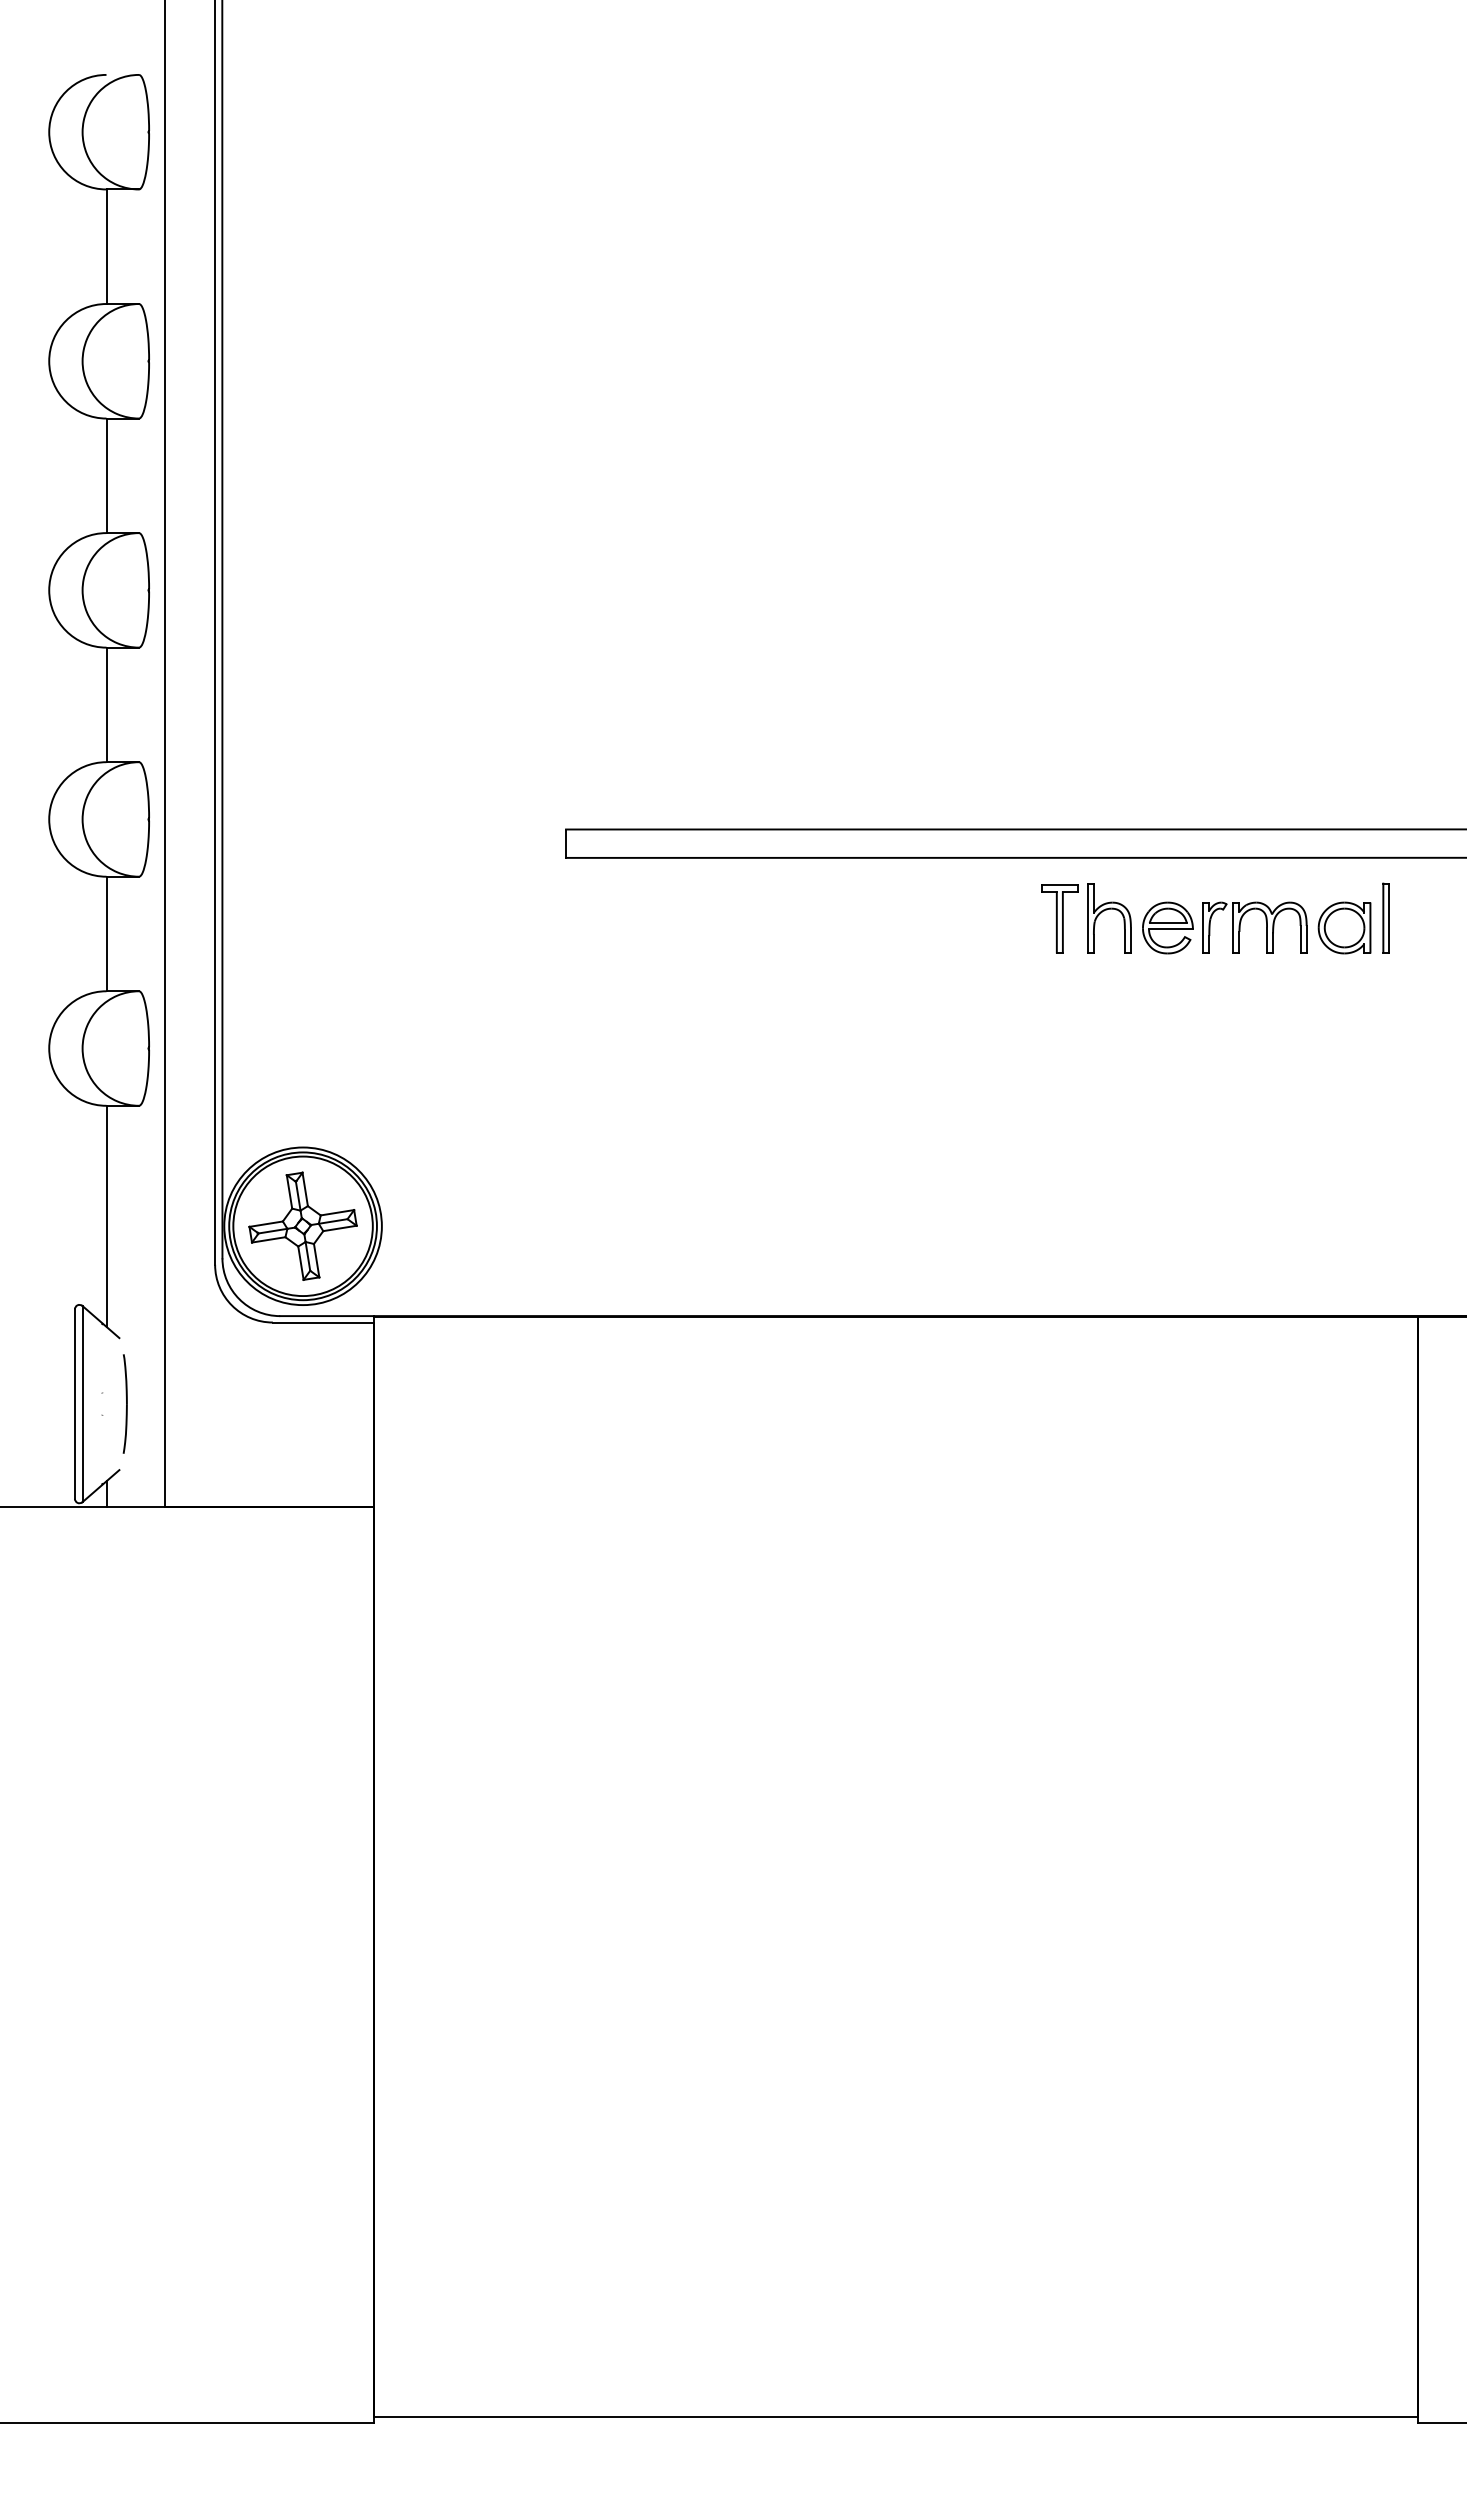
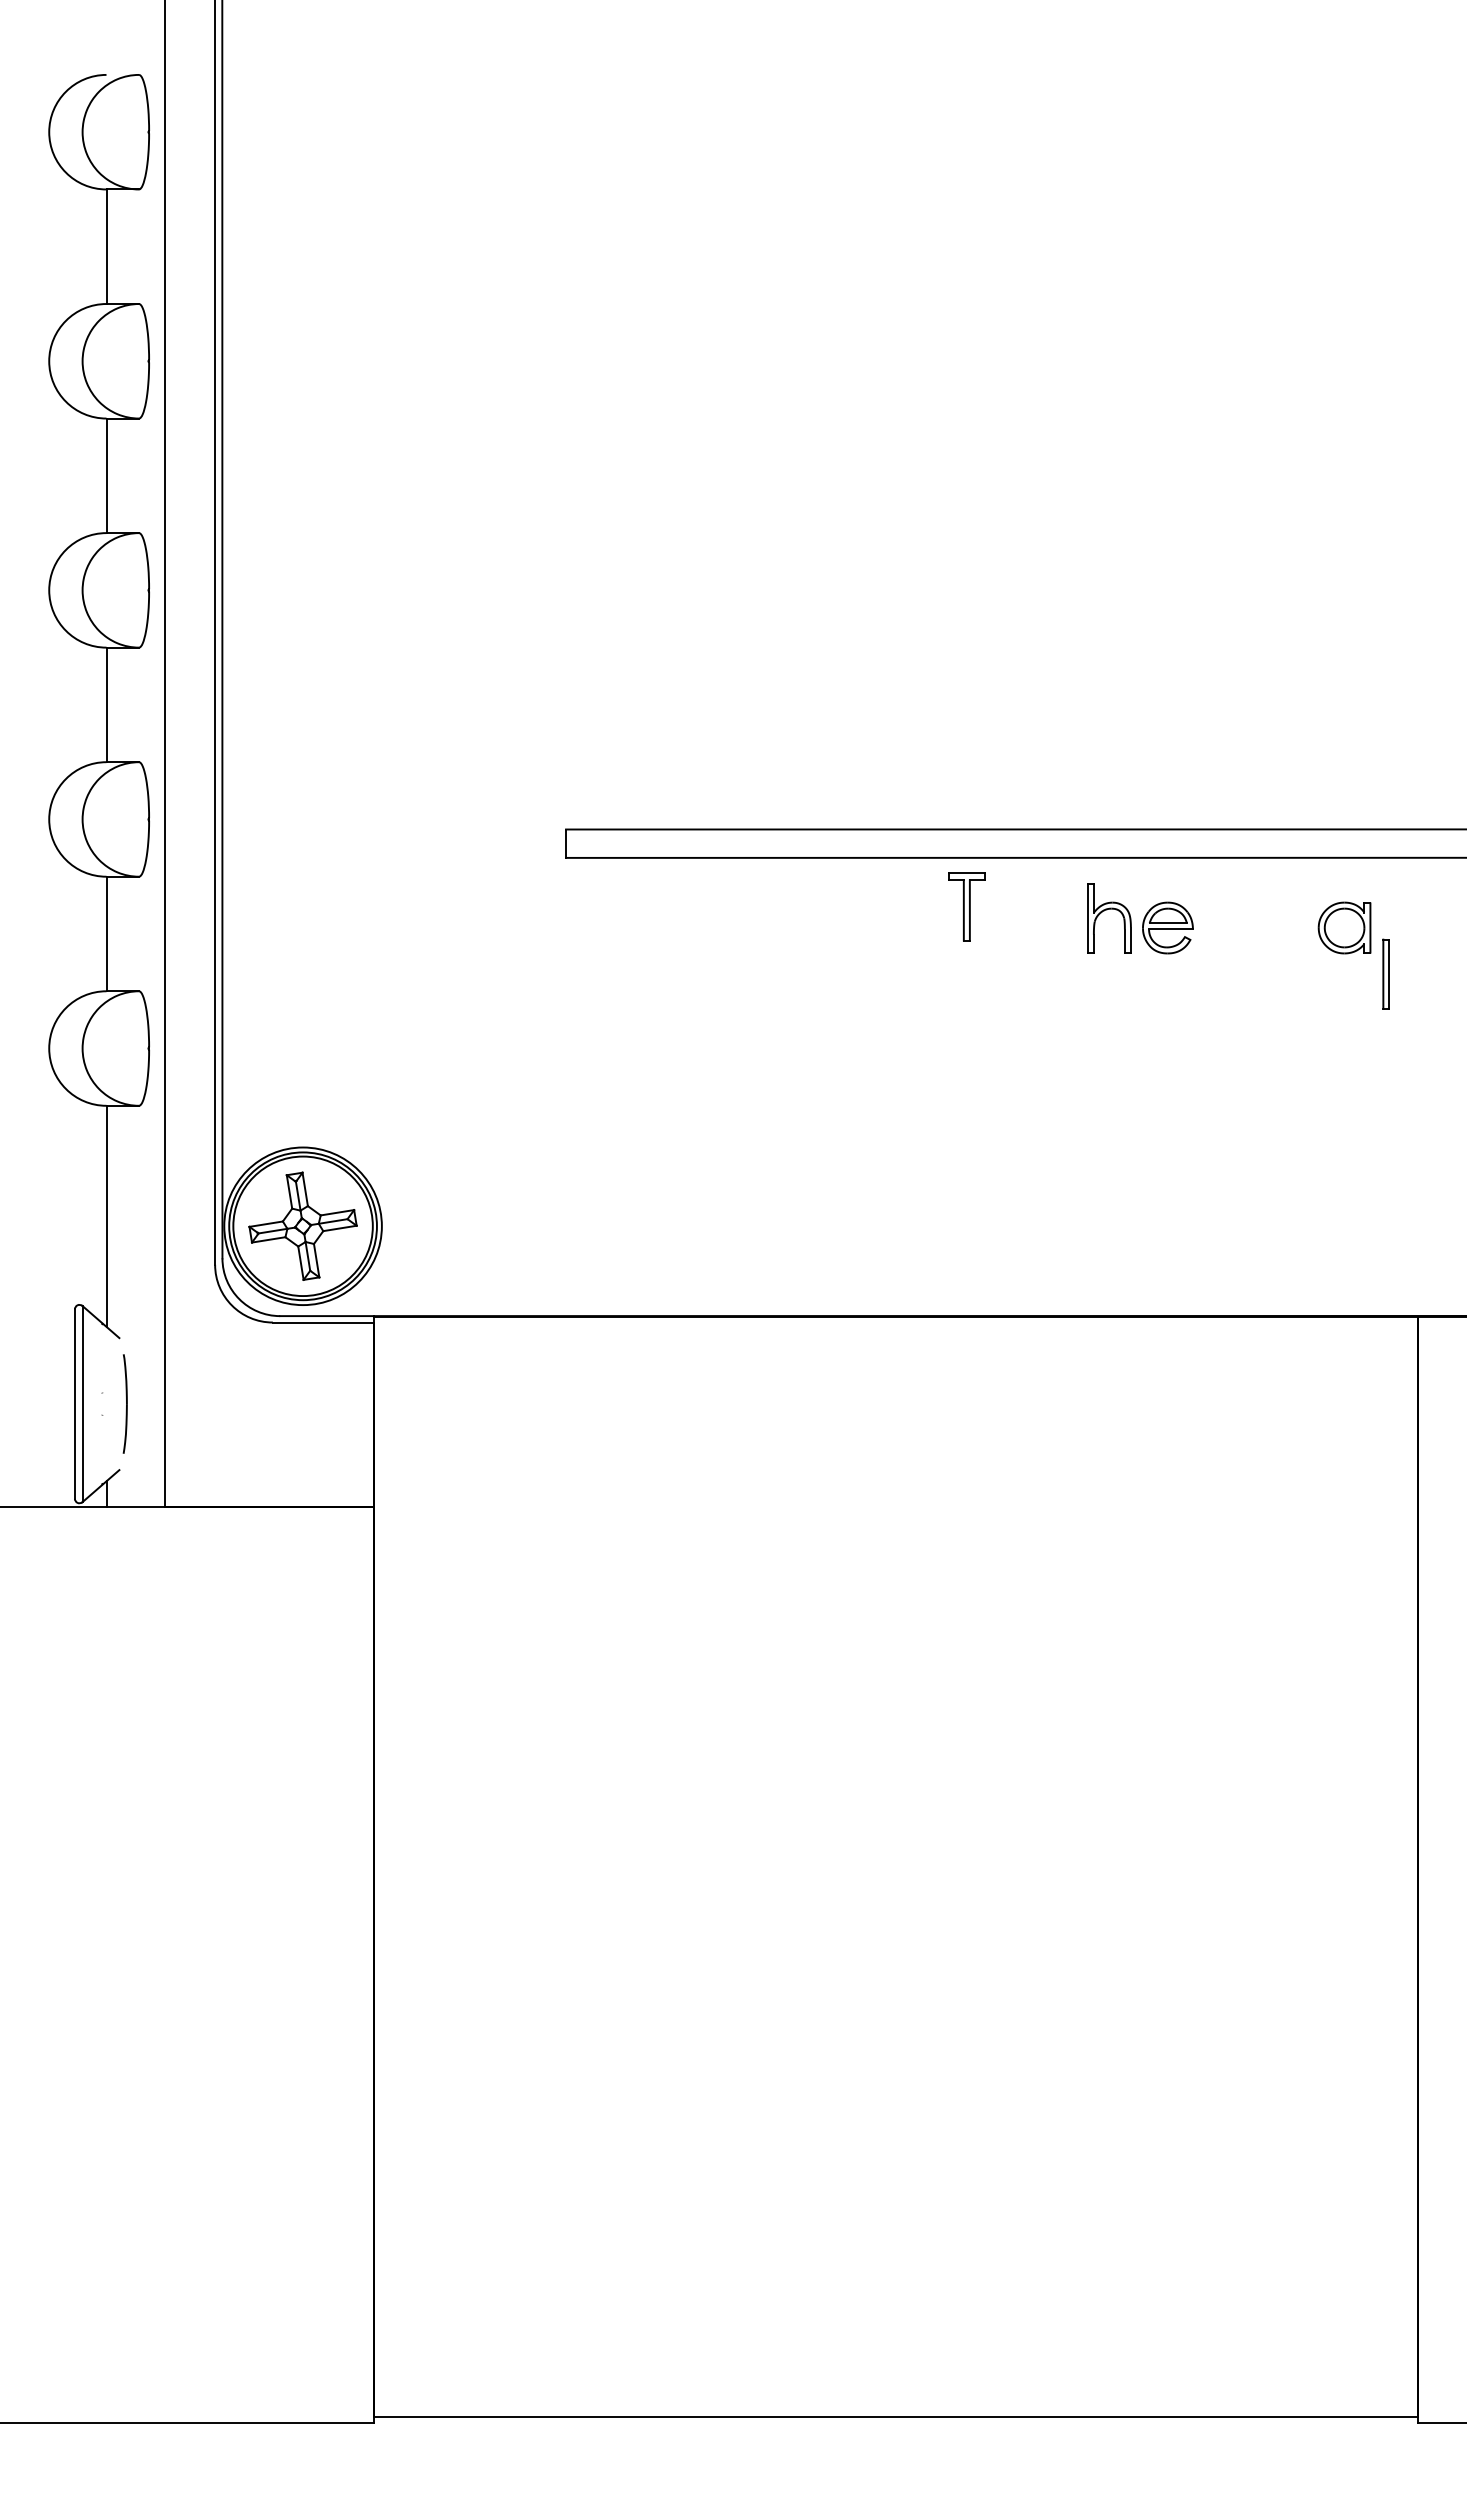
part position: (1385, 917) -> (1385, 973) (1385, 973)
part position: (1059, 918) -> (966, 906) (966, 906)
part: present -> none (1266, 927)
